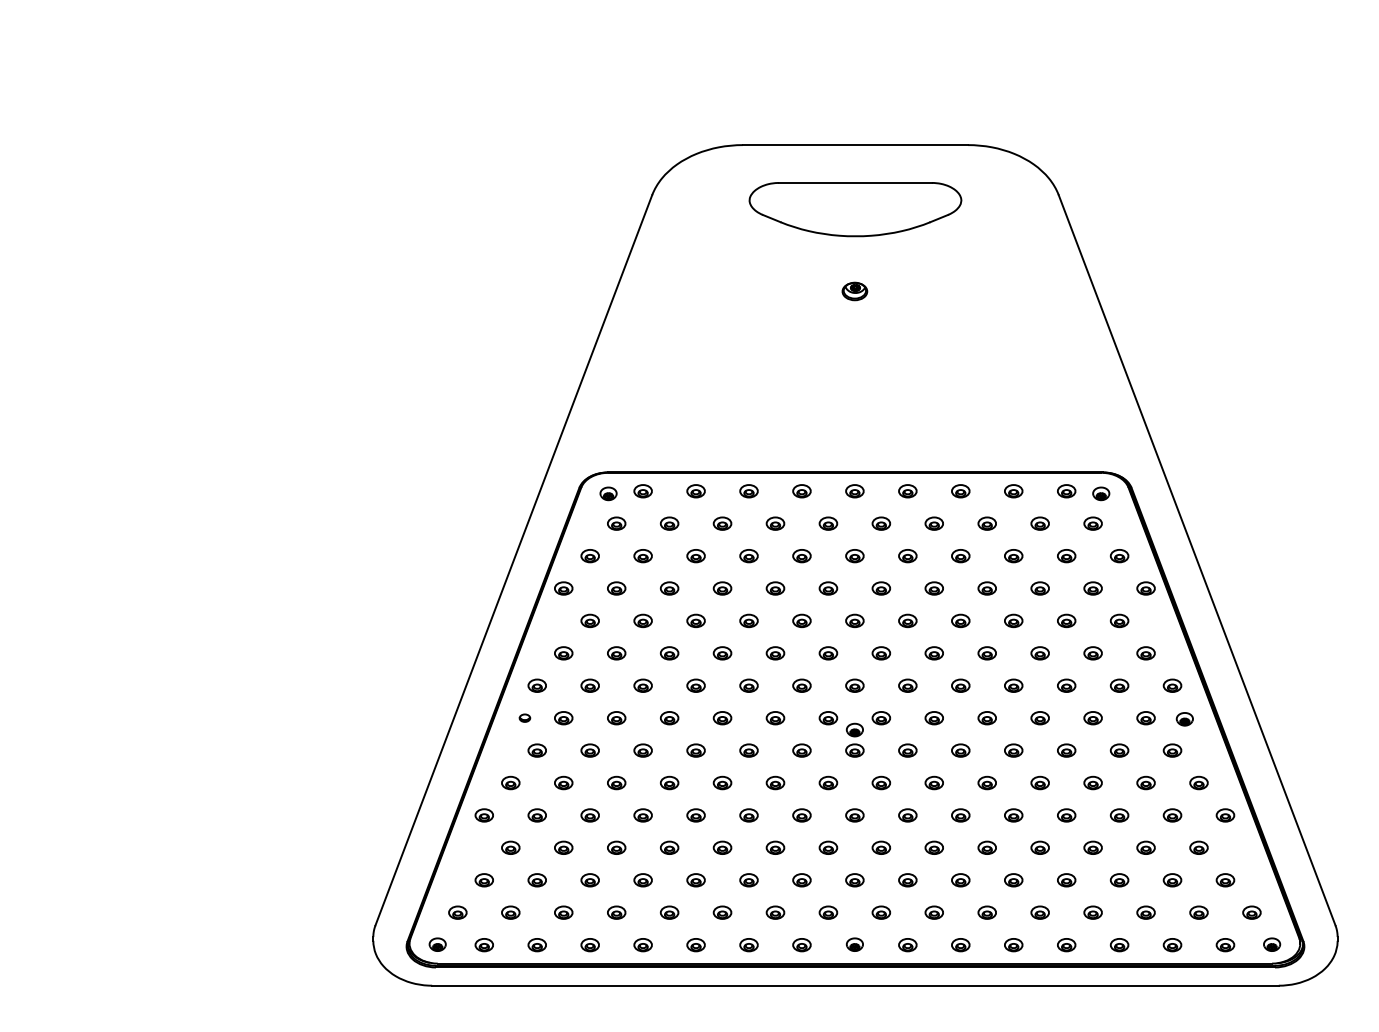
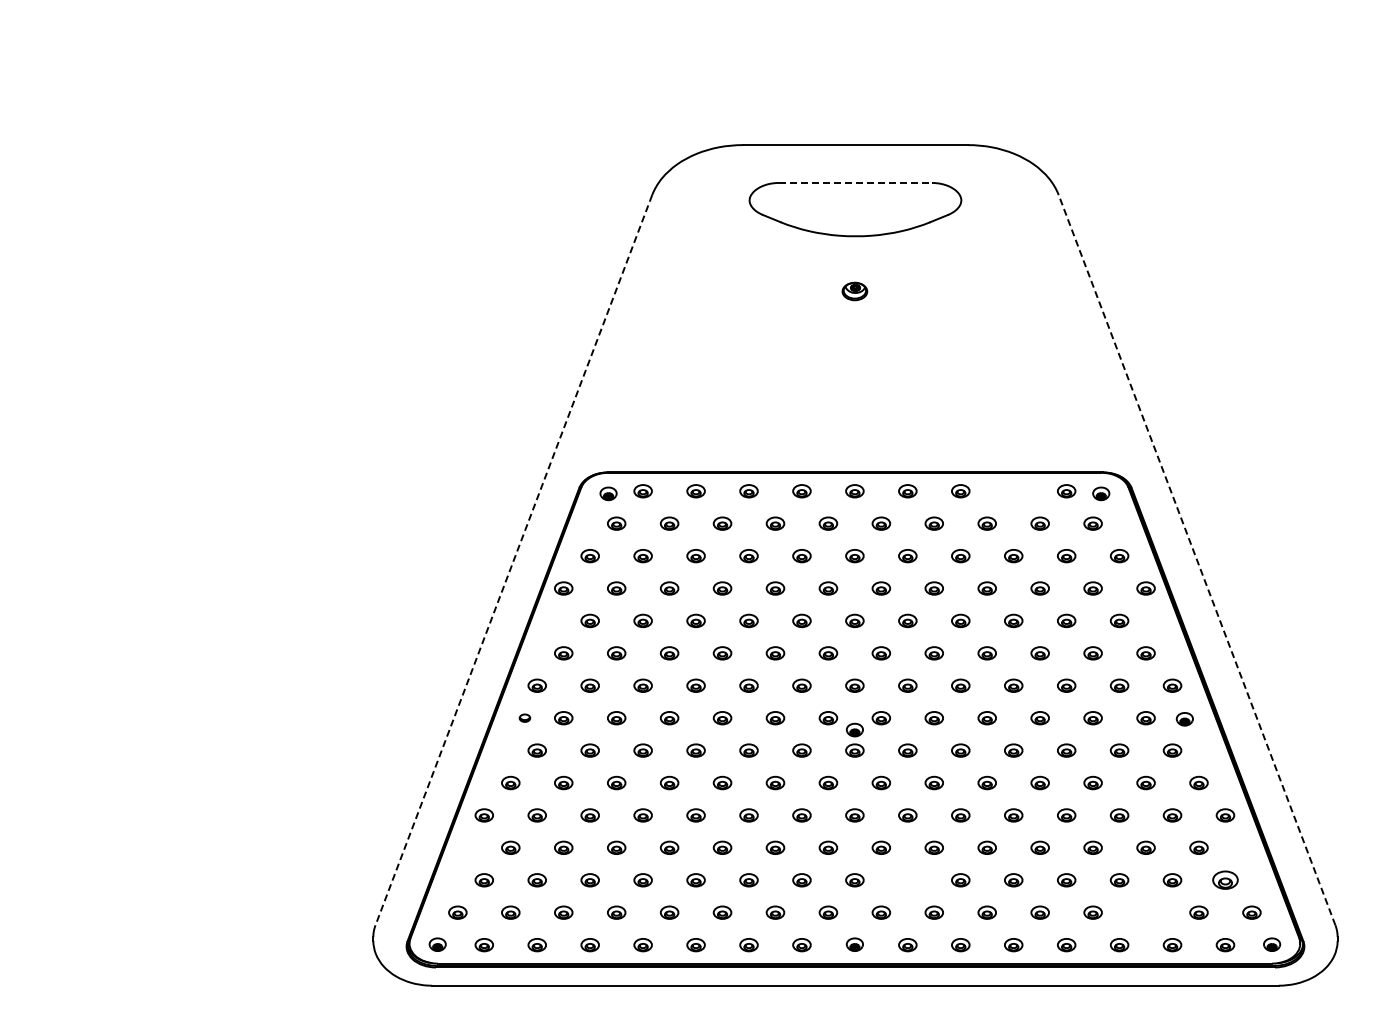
line: solid -> dashed (855, 182)
part: present -> none (1013, 491)
line: solid -> dashed (1196, 559)
line: solid -> dashed (513, 560)
part: present -> none (907, 880)
part size: 21x15 px -> 27x20 px (1225, 879)
part: present -> none (1145, 912)
